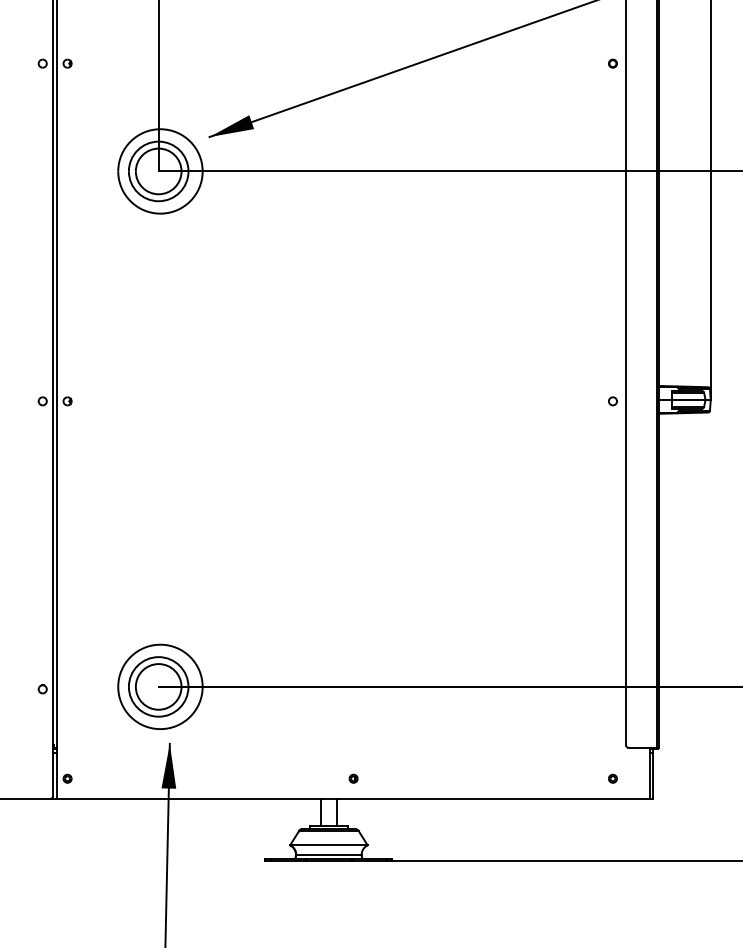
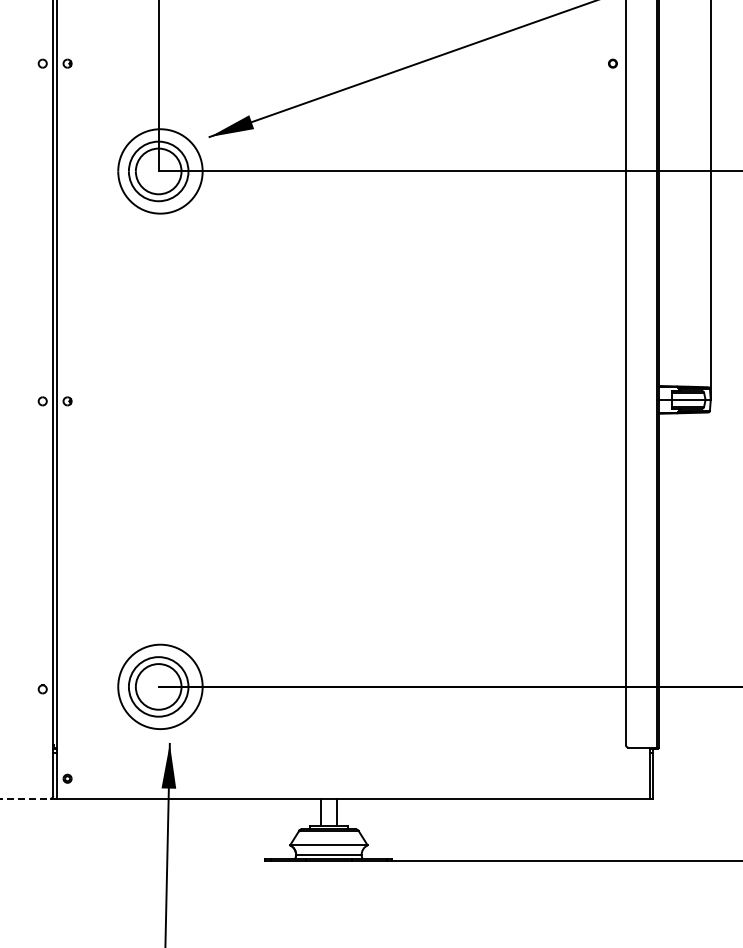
part: present -> none (612, 401)
part: present -> none (353, 778)
part: present -> none (612, 778)
line: solid -> dashed (25, 798)
